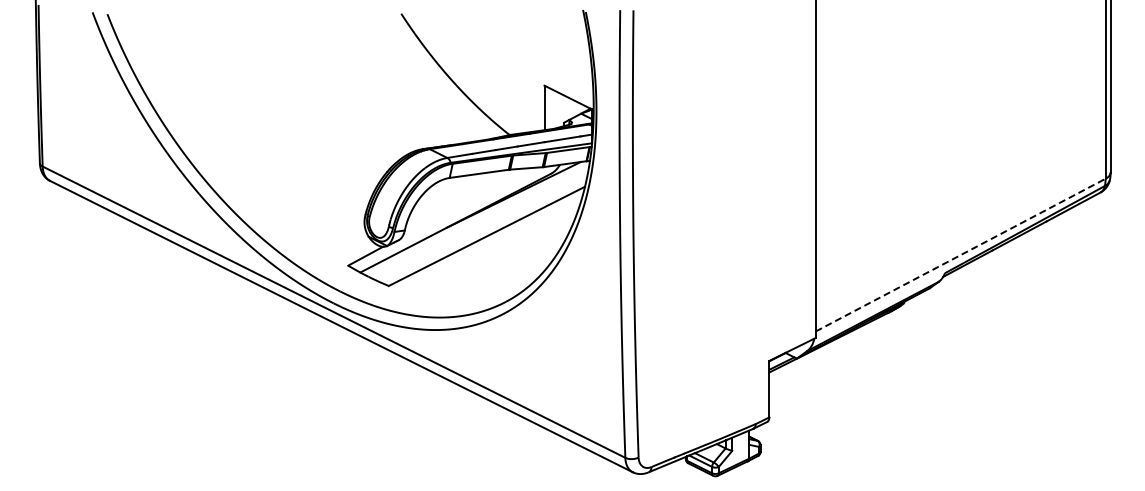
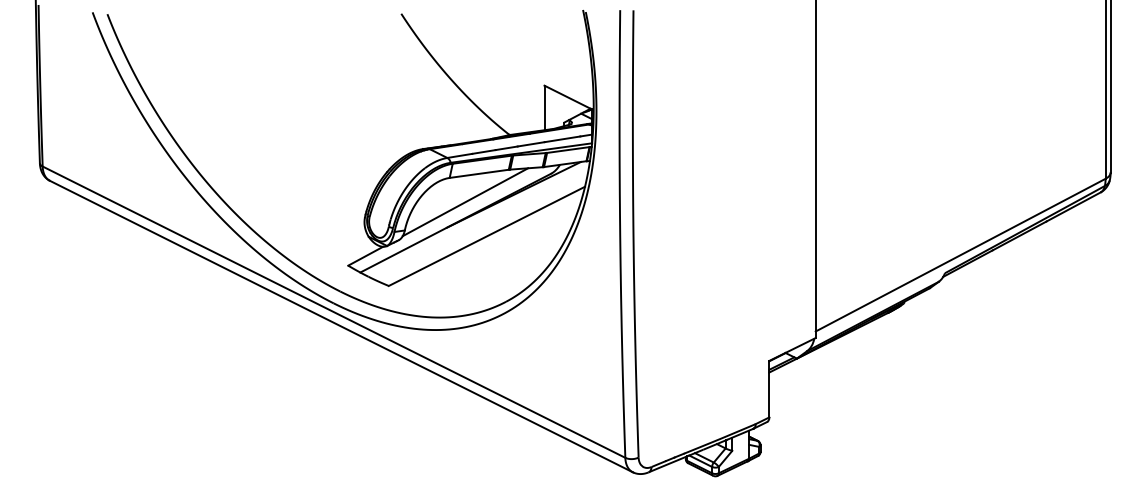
line: none -> present (465, 202)
line: dashed -> solid (960, 255)
